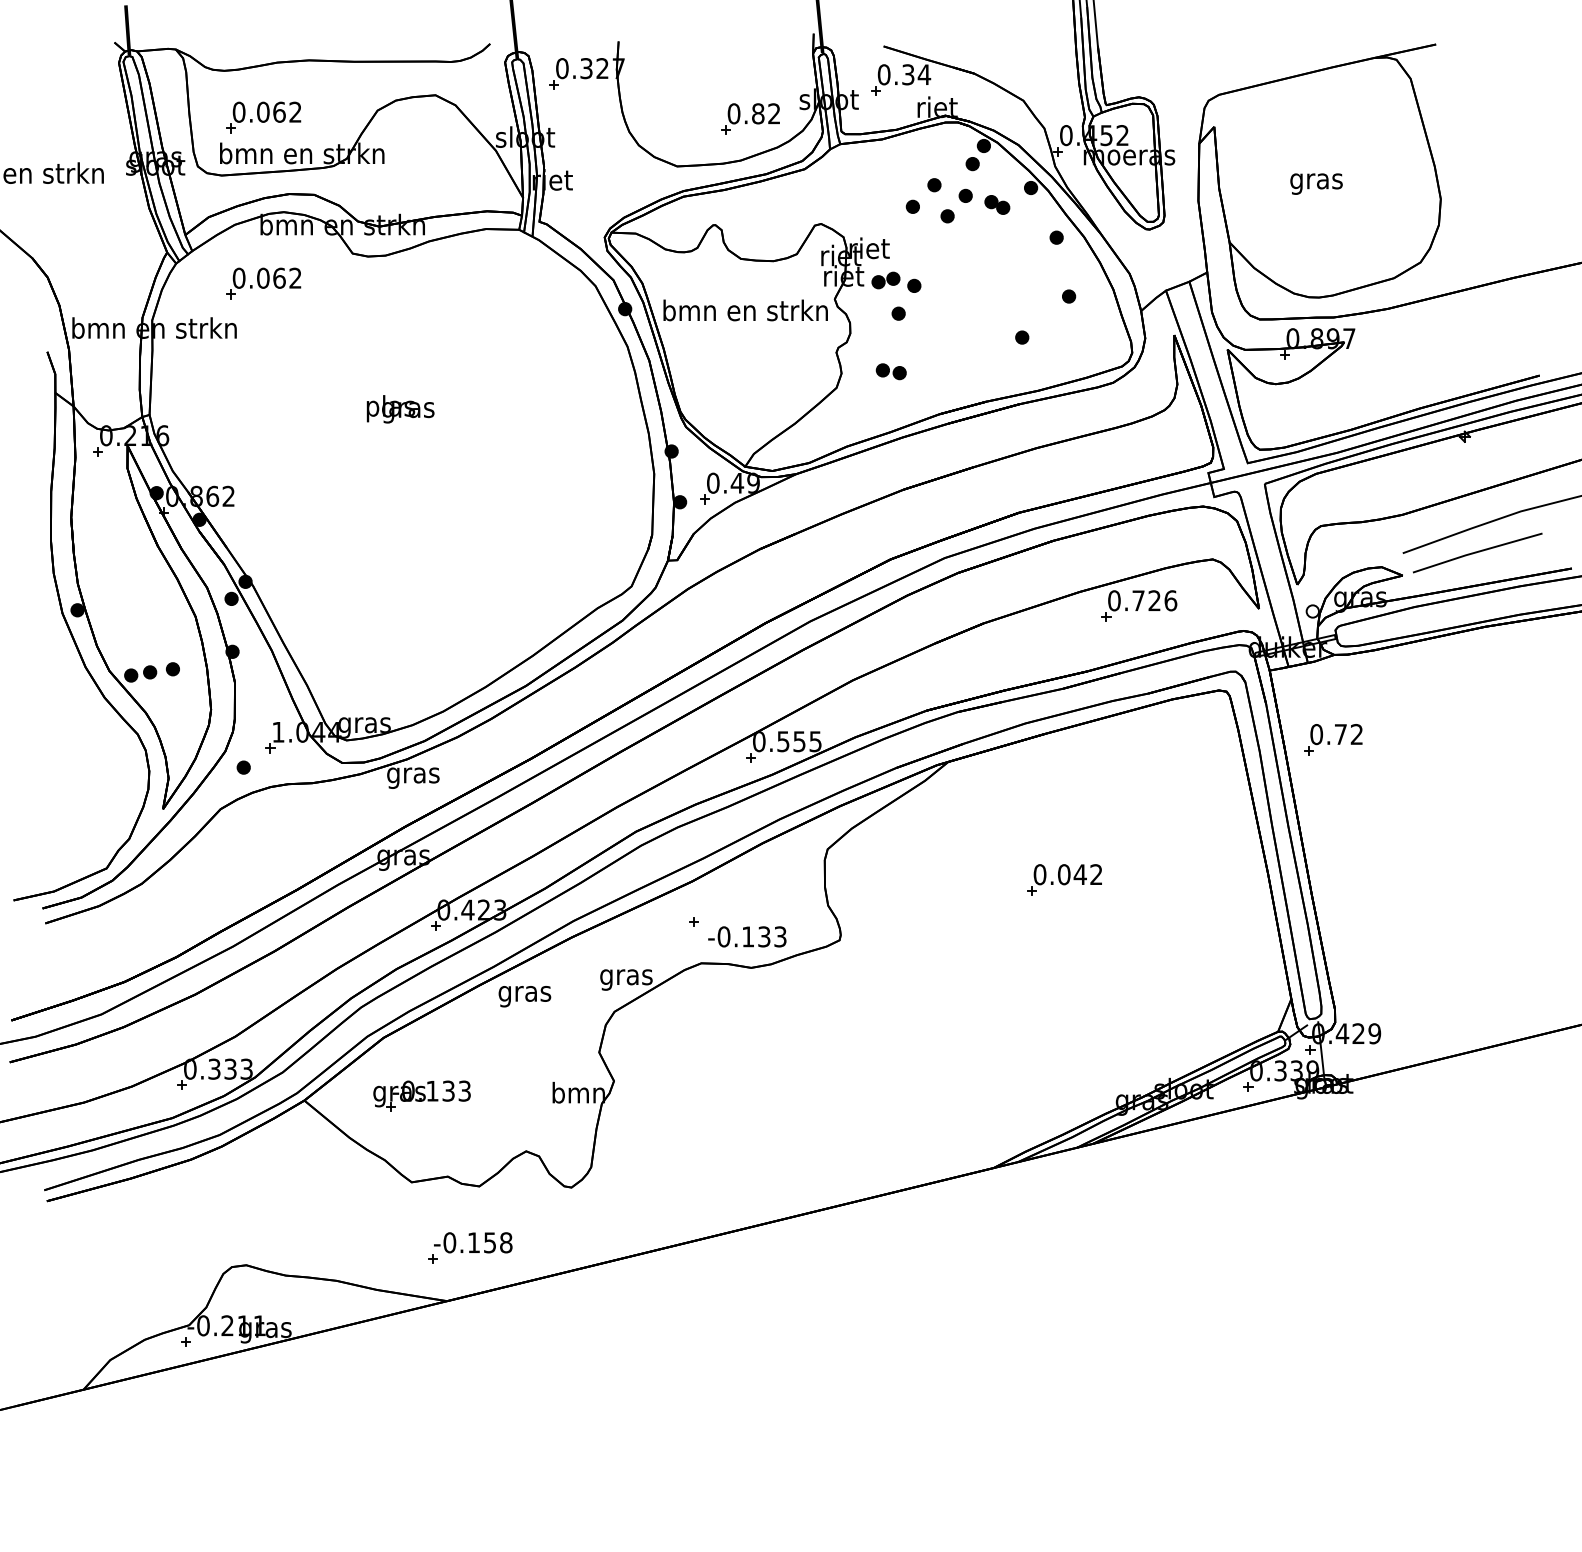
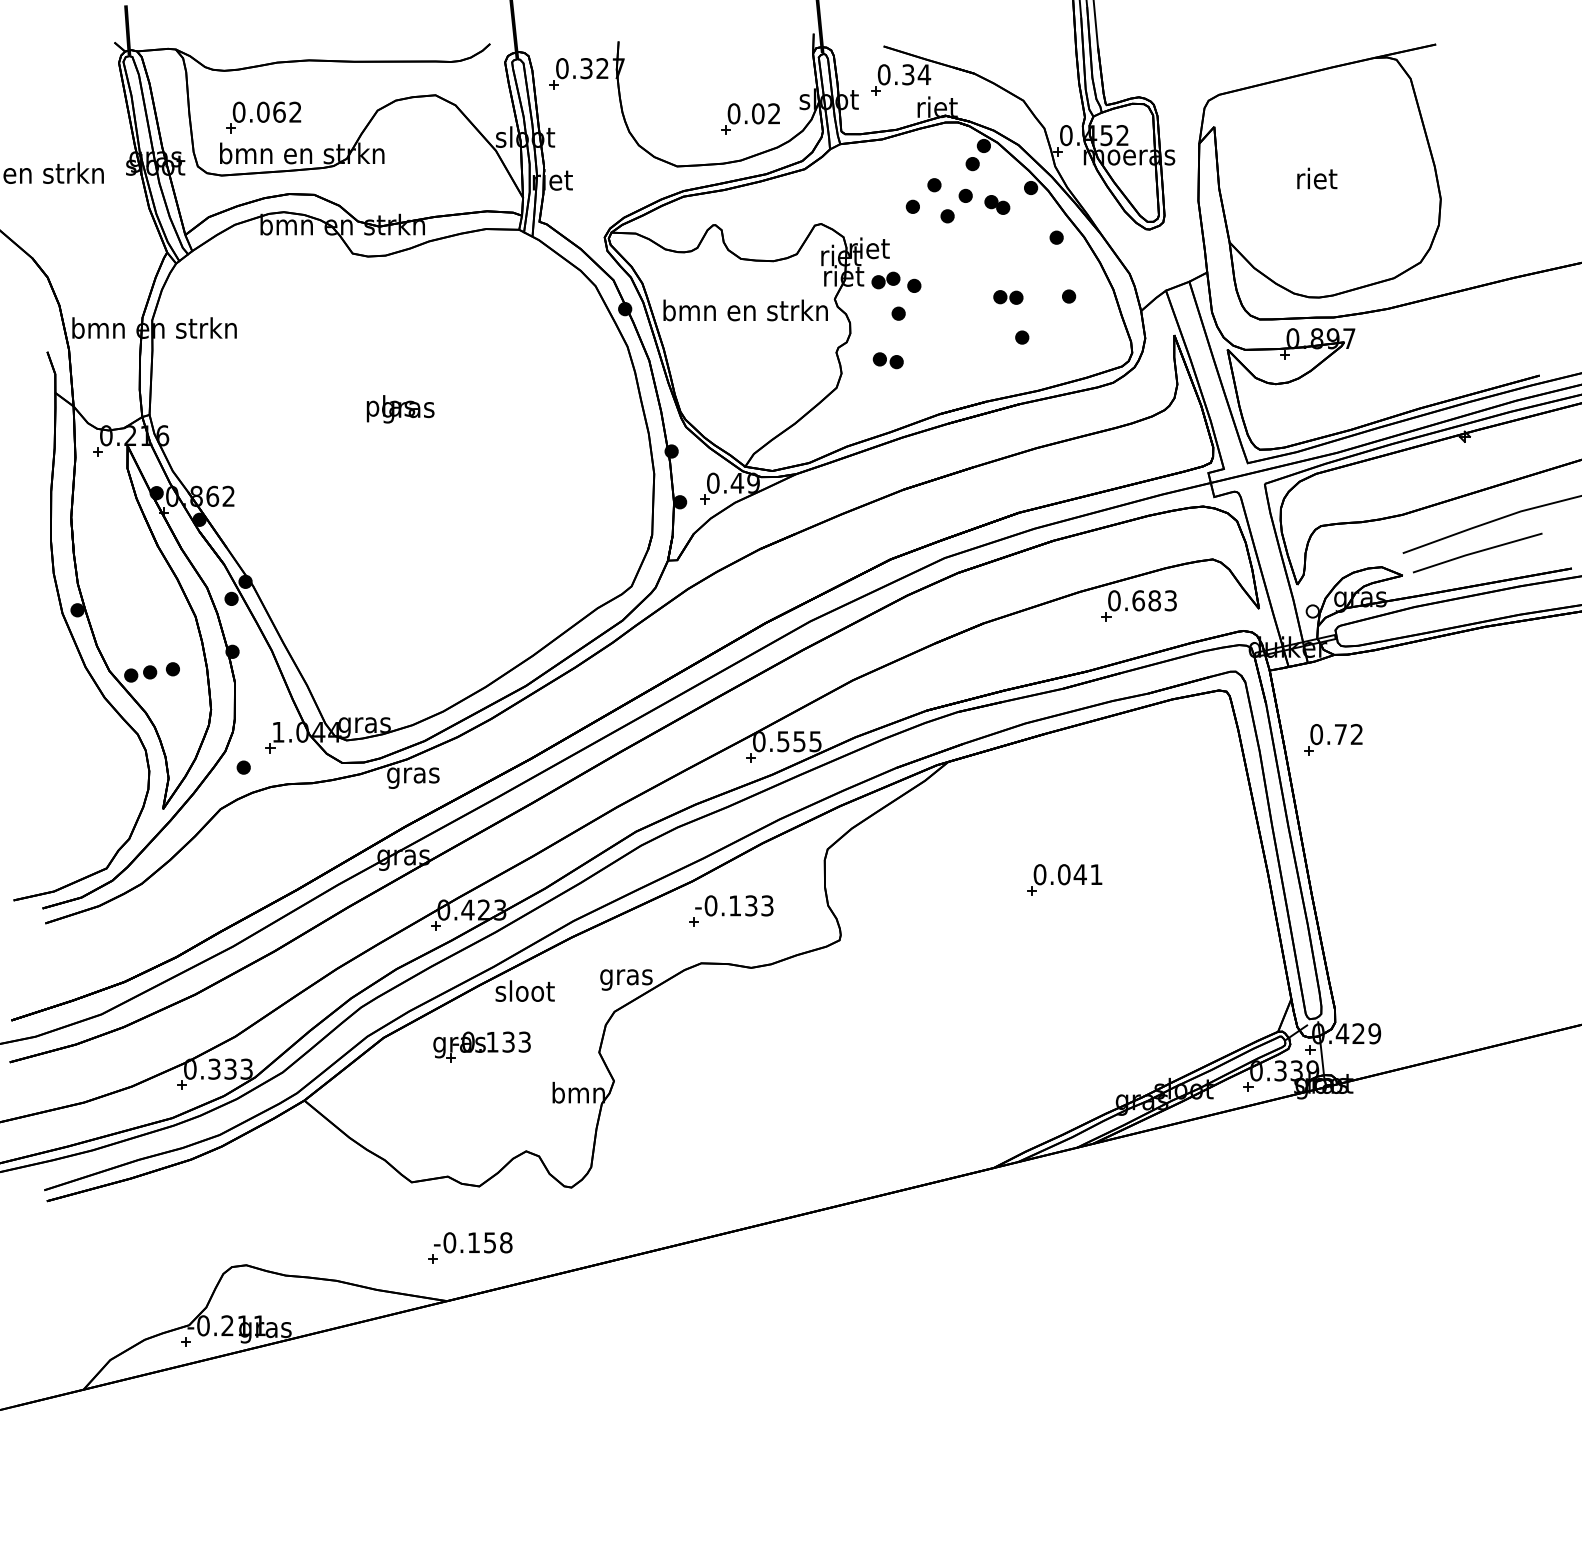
text: 0.82 -> 0.02 (758, 113)
text: gras -> riet (1316, 180)
part: present -> none (263, 283)
part: none -> present (1008, 297)
part position: (890, 371) -> (887, 360) (887, 360)
text: 0.726 -> 0.683 (1154, 600)
text: 0.042 -> 0.041 (1096, 874)
text position: (747, 936) -> (734, 905) (734, 905)
text: gras -> sloot (524, 993)
part position: (421, 1095) -> (481, 1046) (481, 1046)
